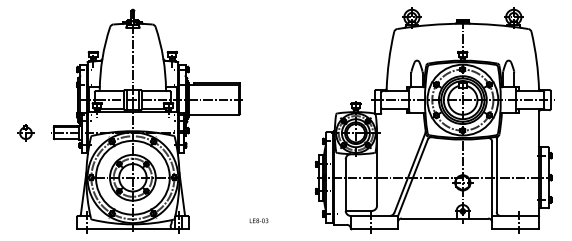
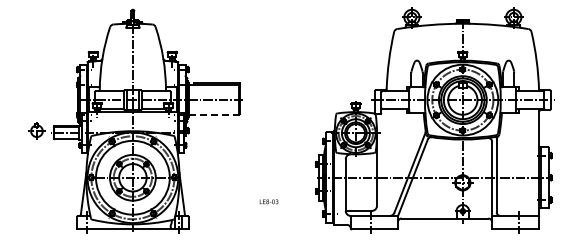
line: solid -> dashed (214, 114)
part position: (25, 132) -> (36, 130) (36, 130)
text position: (258, 220) -> (268, 201) (268, 201)
